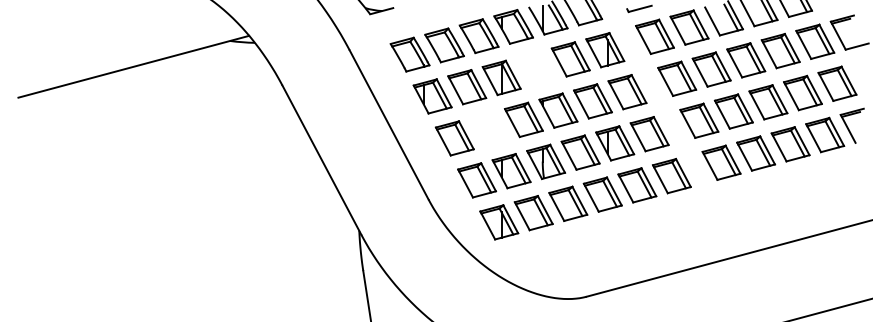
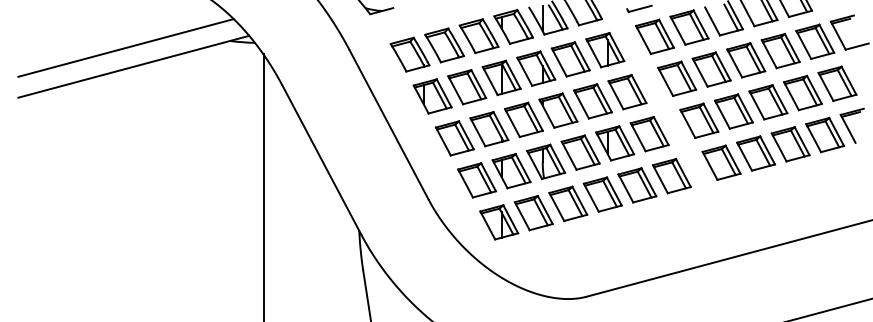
line: none -> present (125, 47)
part: none -> present (536, 68)
part: none -> present (489, 129)
line: none -> present (263, 186)
